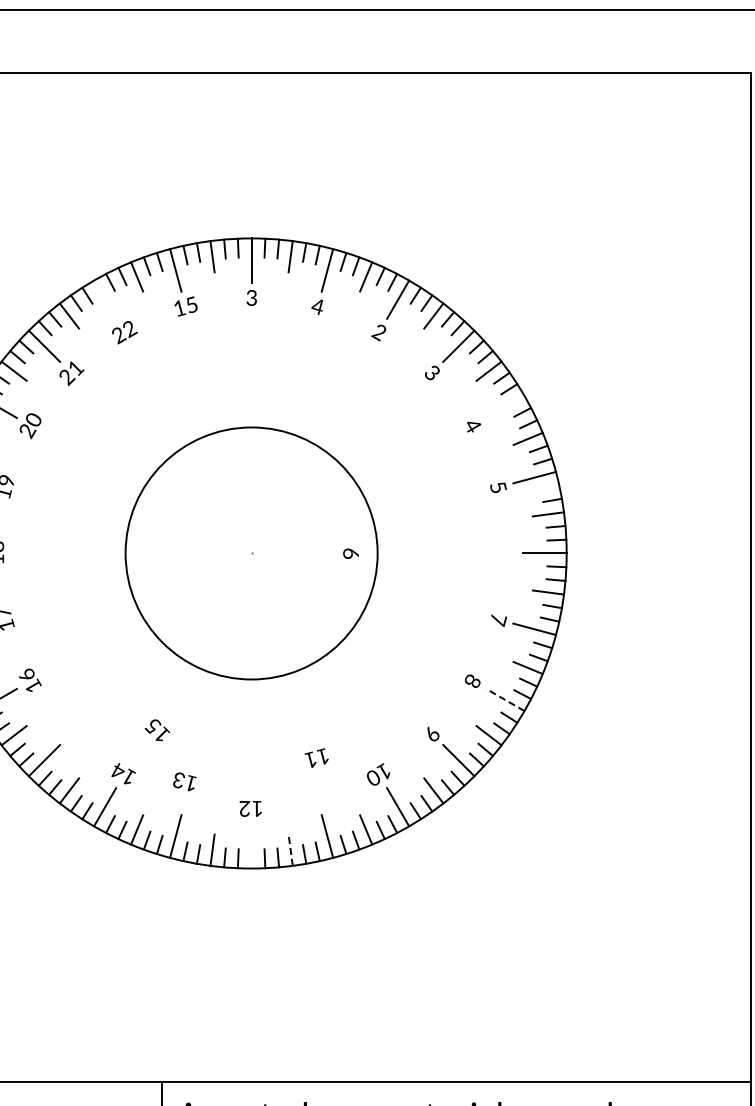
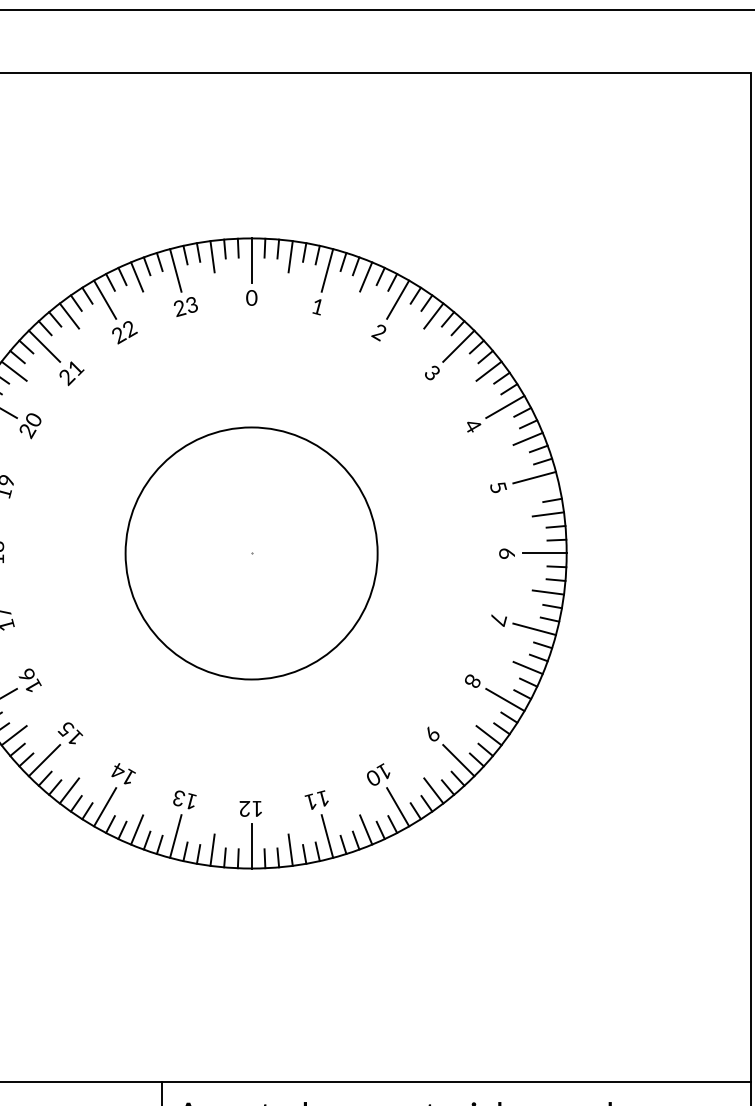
text: 3 -> 0 (251, 297)
line: none -> present (105, 299)
text: 15 -> 23 (185, 306)
text: 4 -> 1 (317, 307)
line: none -> present (505, 406)
text position: (350, 553) -> (506, 553) (506, 553)
line: dashed -> solid (504, 699)
text position: (157, 730) -> (70, 733) (70, 733)
text position: (316, 757) -> (316, 799) (316, 799)
text position: (184, 781) -> (184, 799) (184, 799)
line: none -> present (251, 846)
line: dashed -> solid (290, 850)
